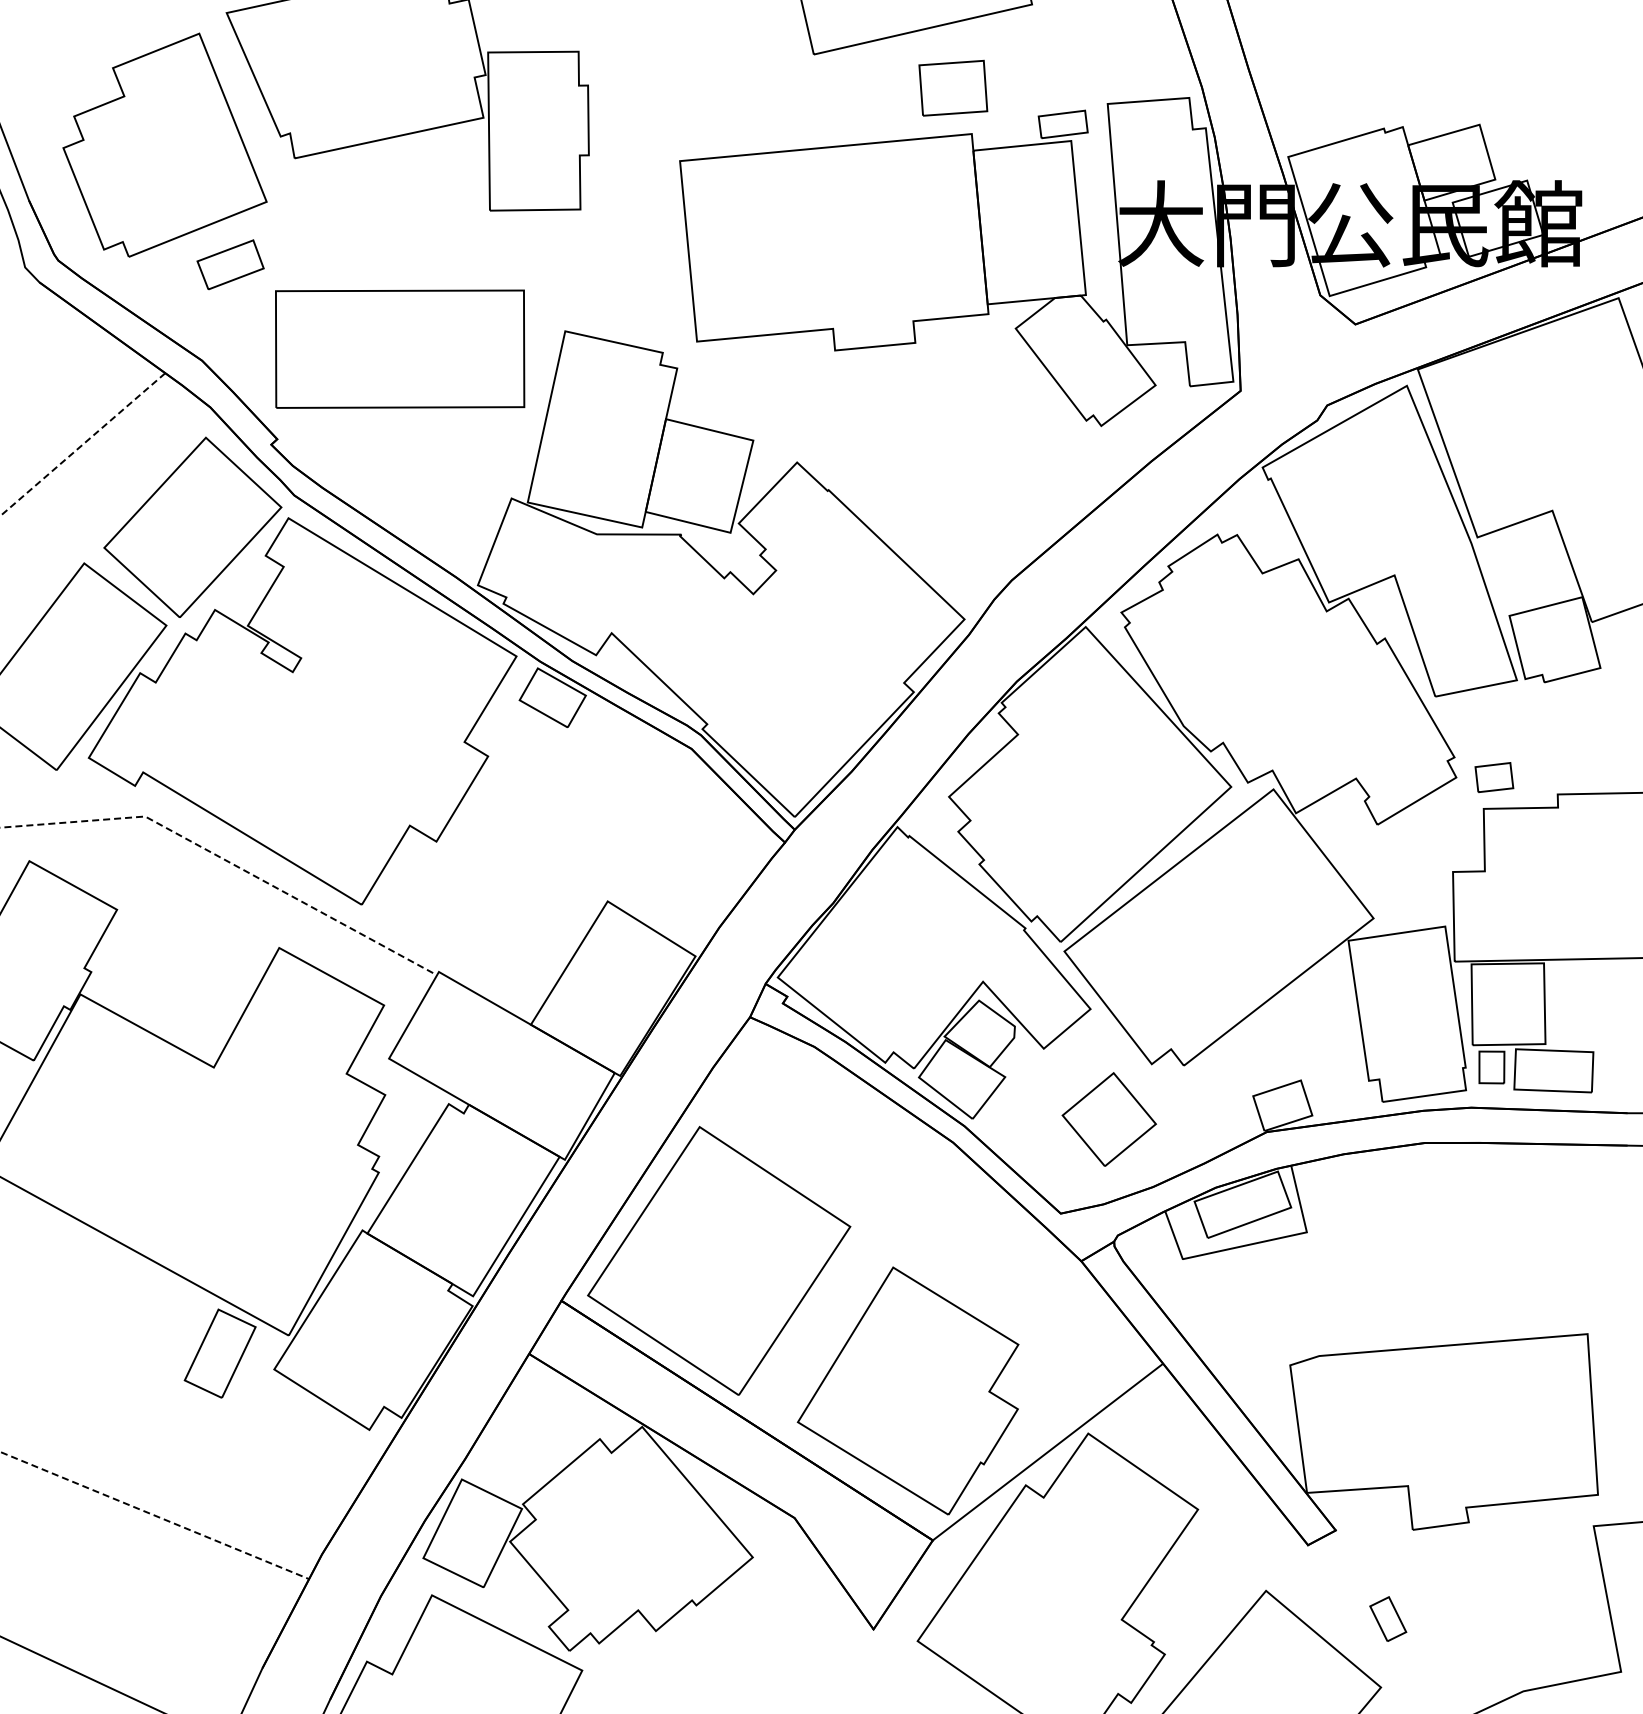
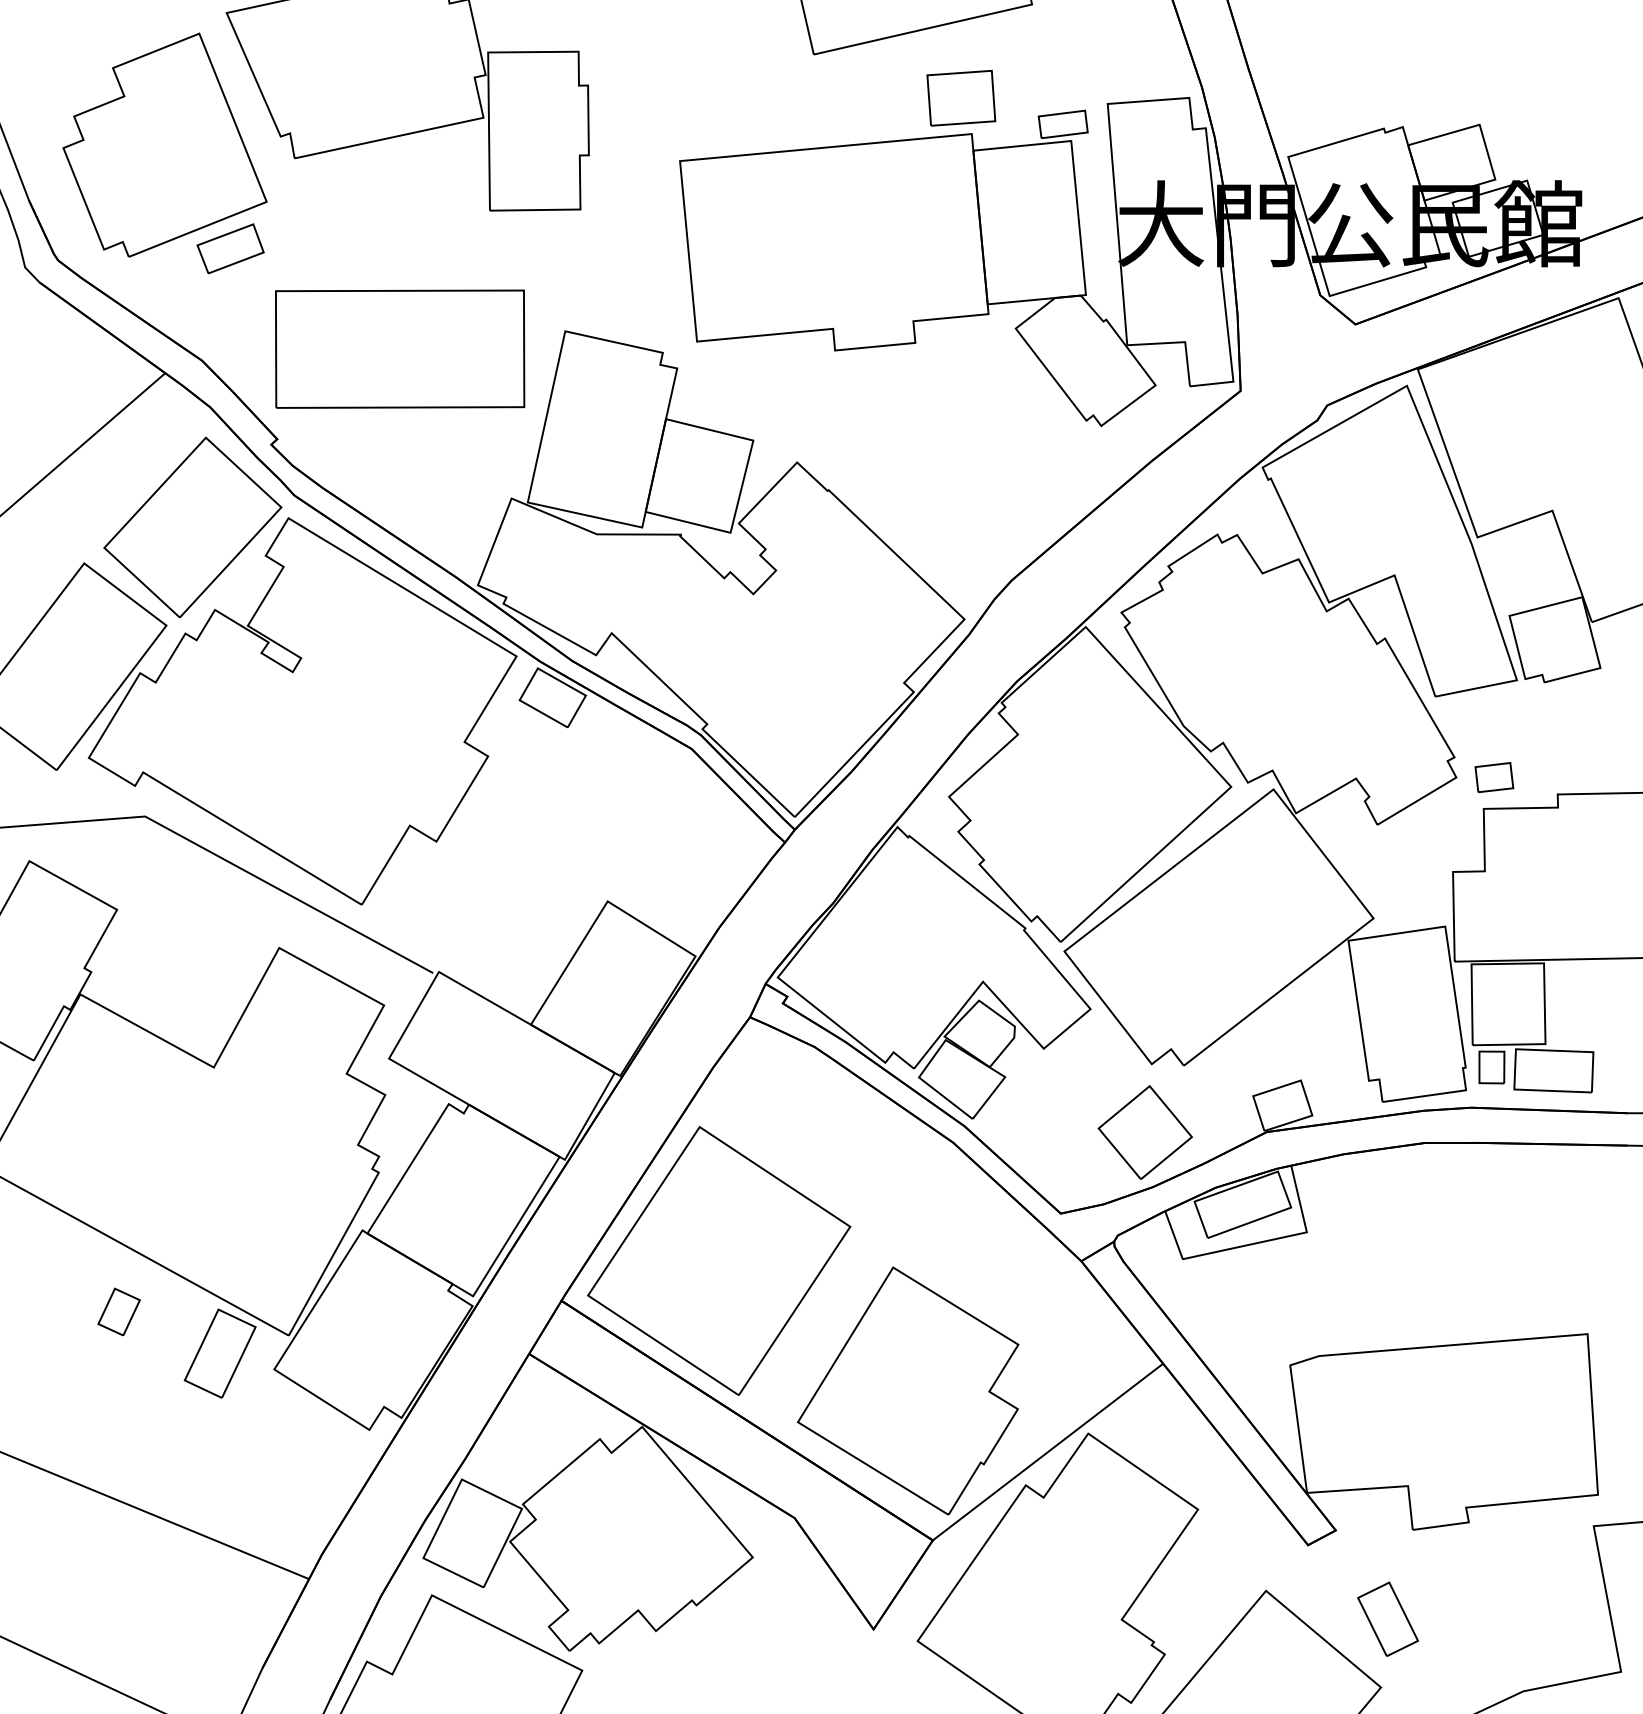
part position: (953, 87) -> (961, 97) (961, 97)
part position: (230, 264) -> (230, 248) (230, 248)
line: dashed -> solid (82, 444)
line: dashed -> solid (224, 859)
part position: (1108, 1119) -> (1144, 1132) (1144, 1132)
part: none -> present (118, 1311)
line: dashed -> solid (154, 1515)
part size: 39x46 px -> 63x76 px (1388, 1618)
